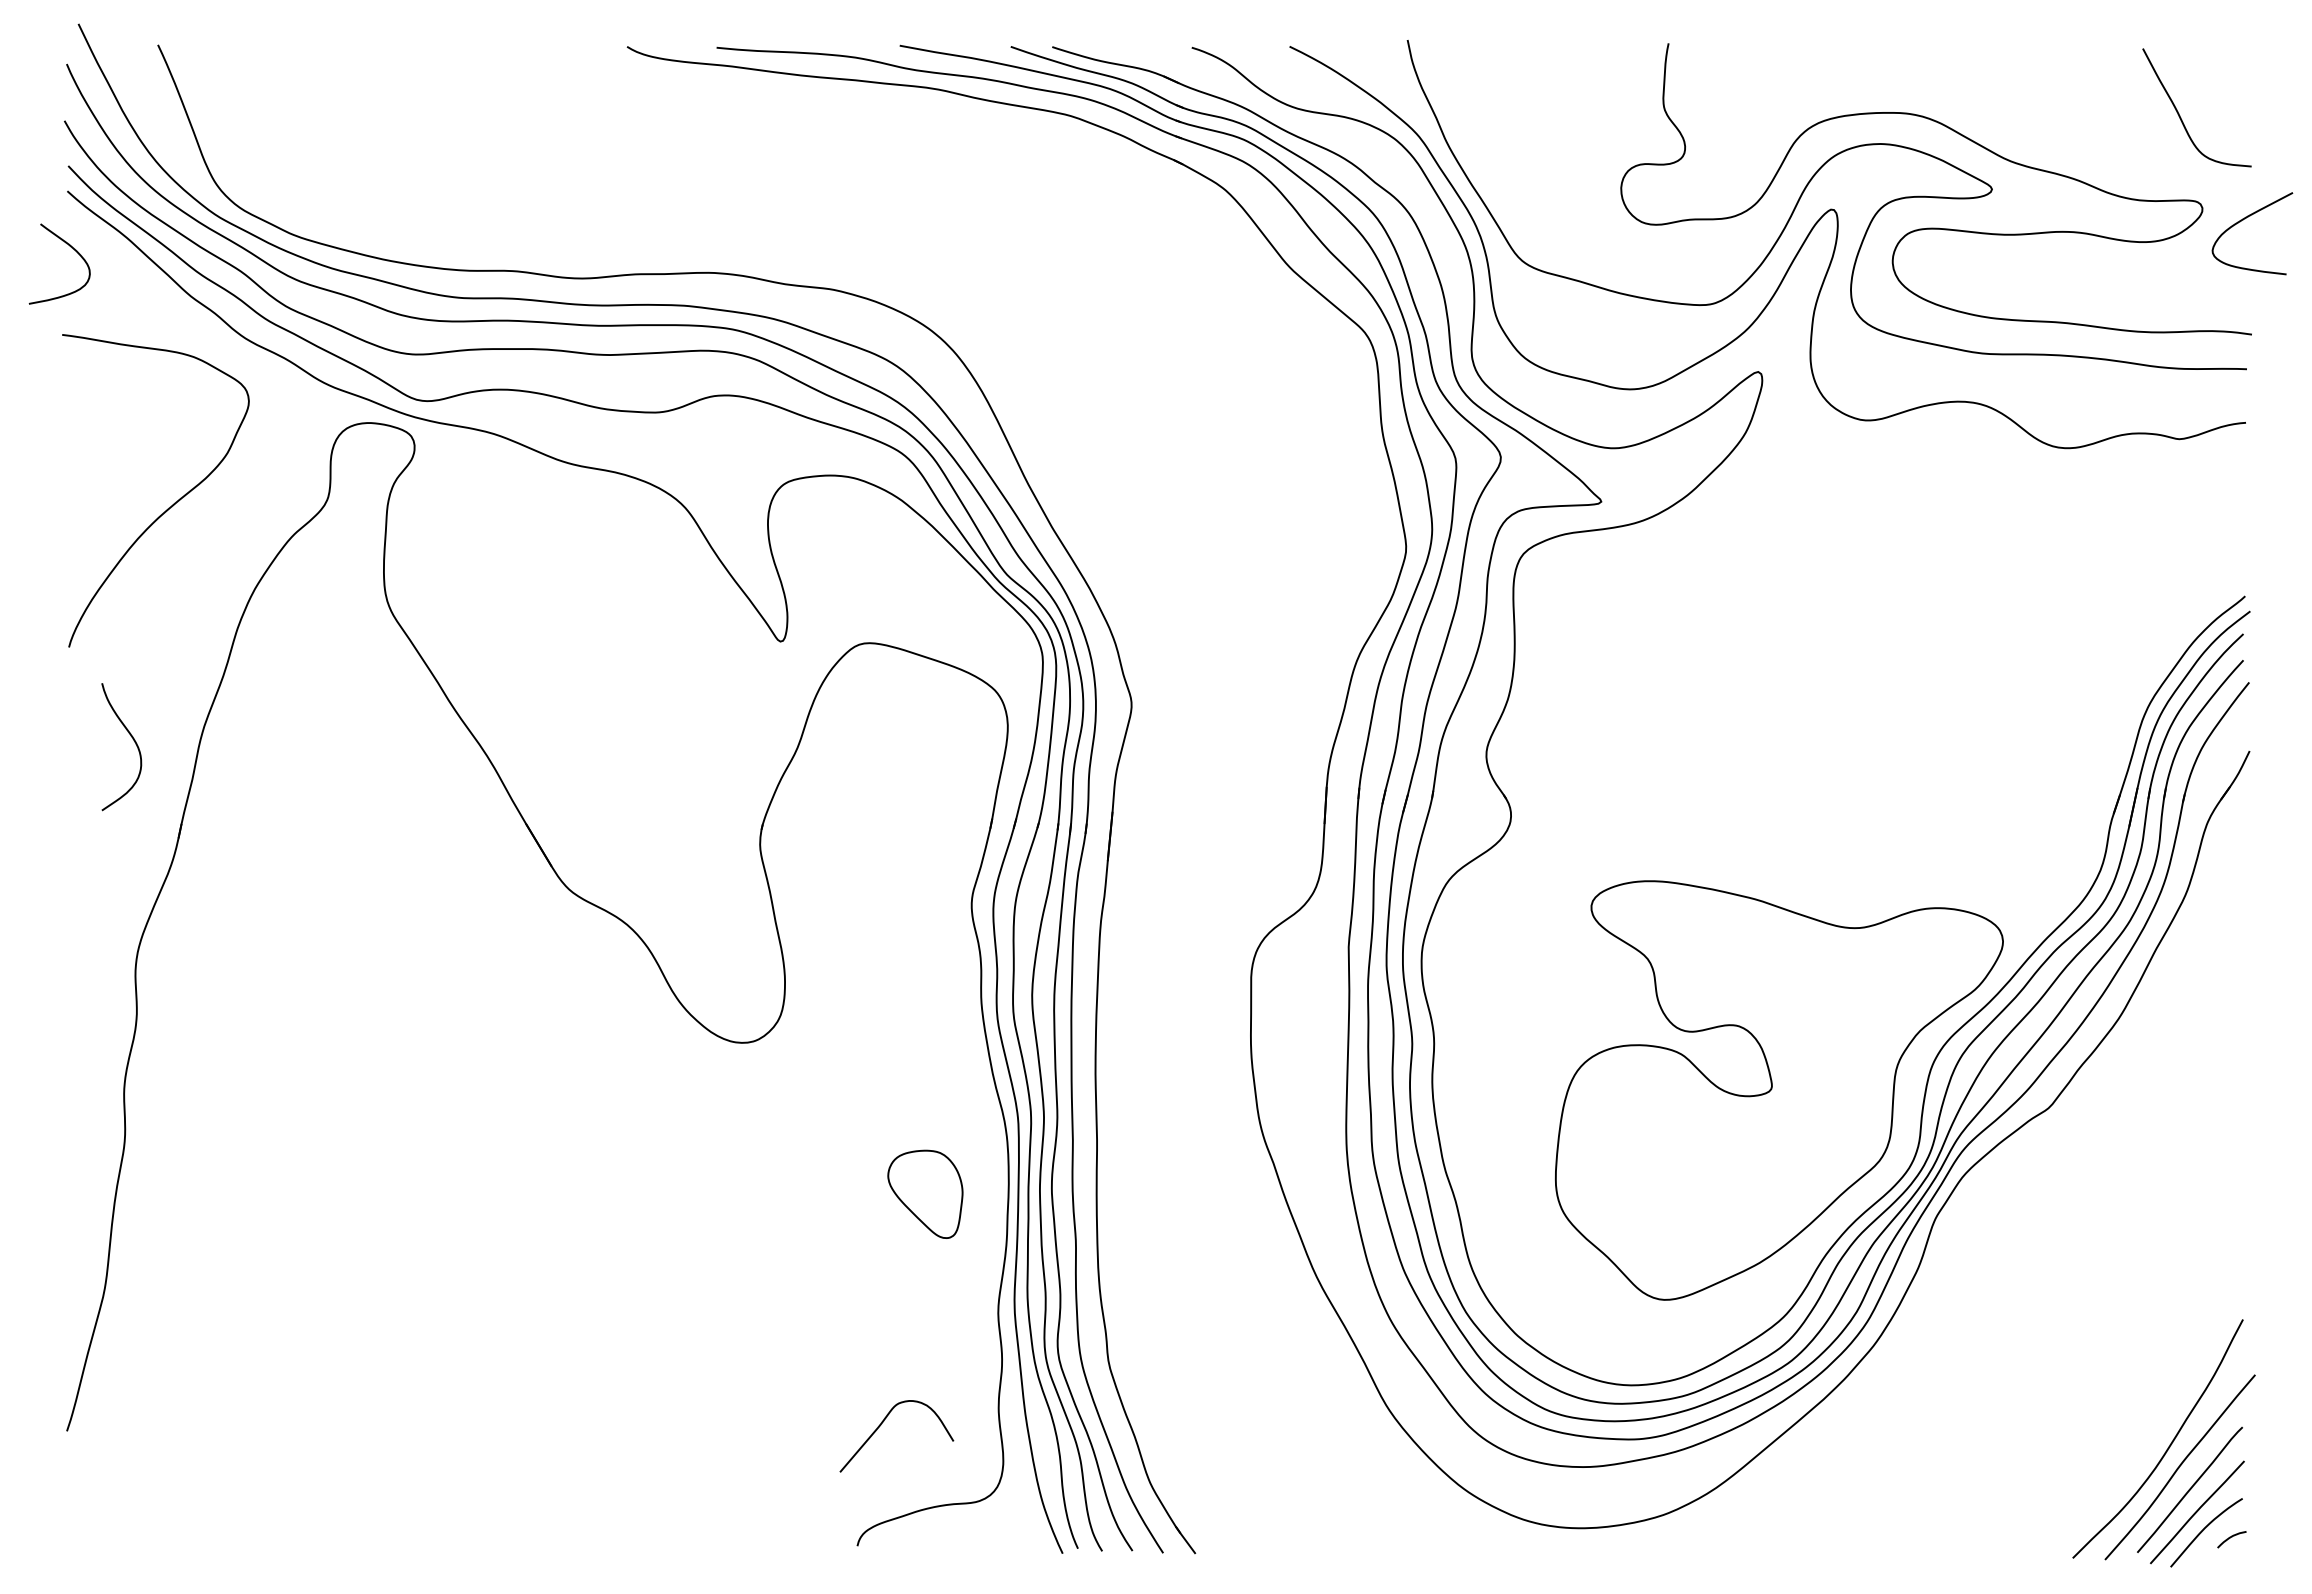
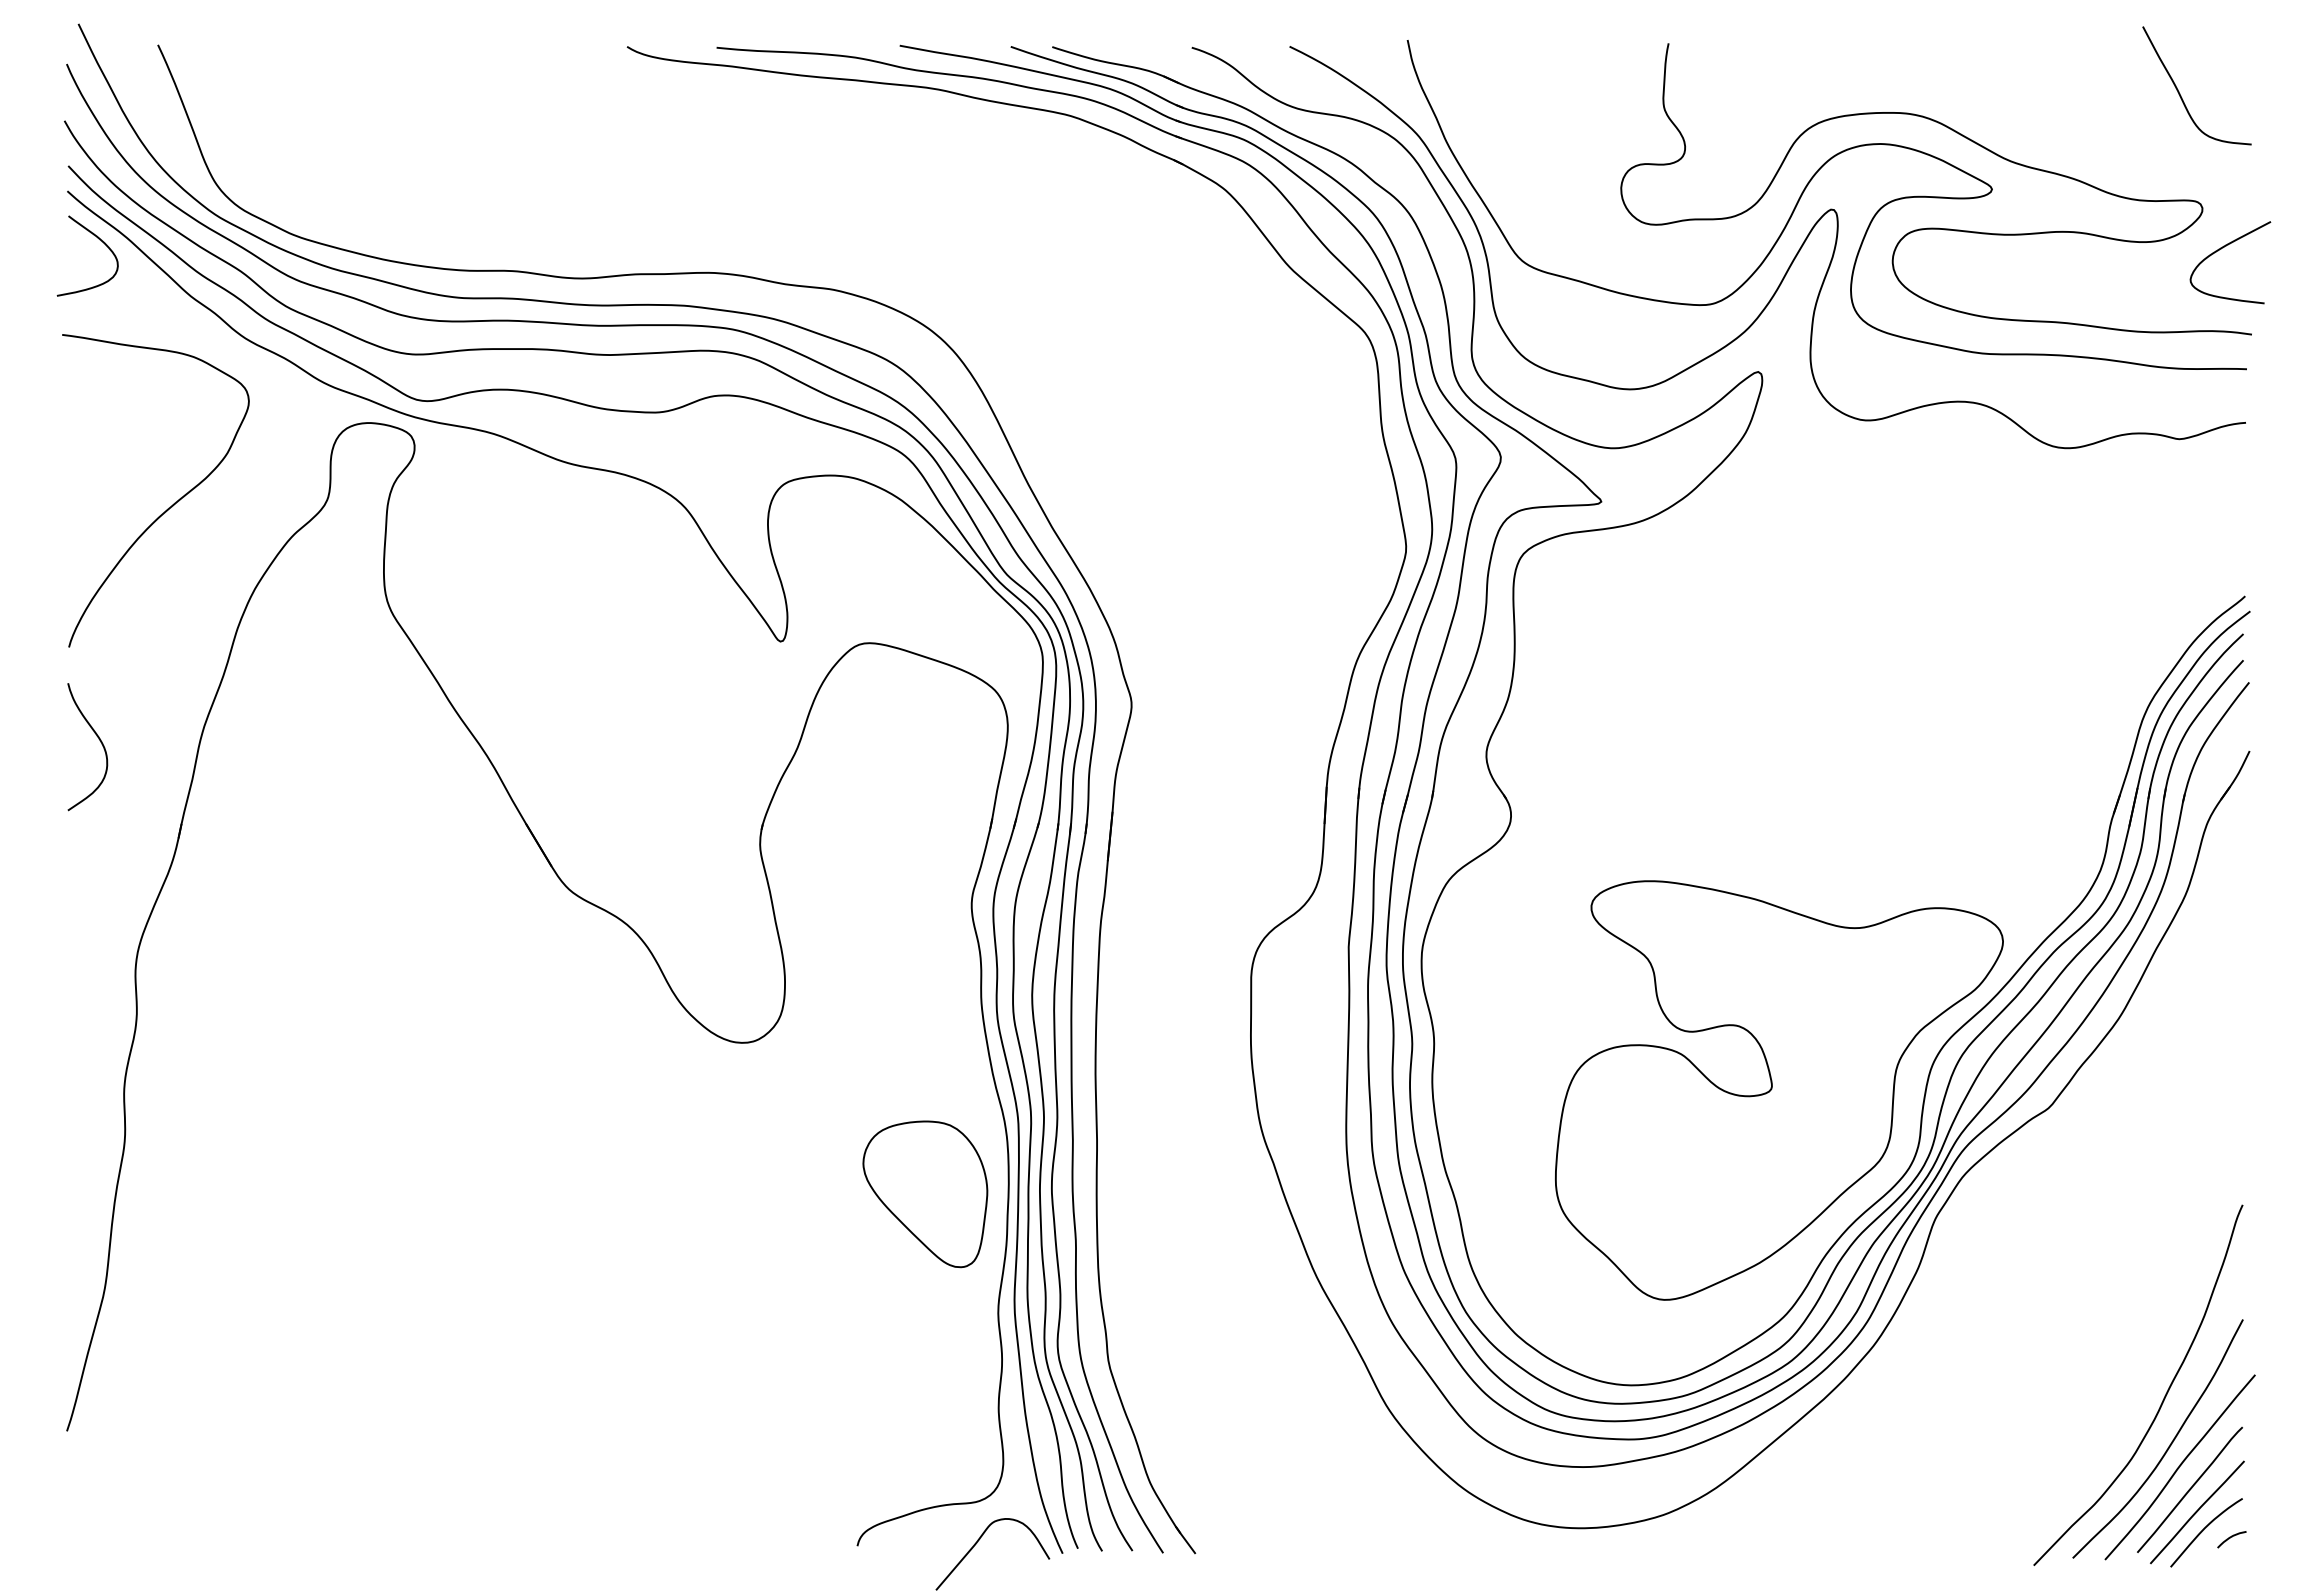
curve position: (2180, 115) -> (2180, 93) (2180, 93)
curve position: (2245, 219) -> (2223, 248) (2223, 248)
curve position: (70, 247) -> (98, 239) (98, 239)
curve position: (132, 739) -> (98, 739) (98, 739)
part size: 77x90 px -> 127x149 px (925, 1194)
curve: none -> present (2163, 1397)
curve position: (881, 1425) -> (977, 1543) (977, 1543)
